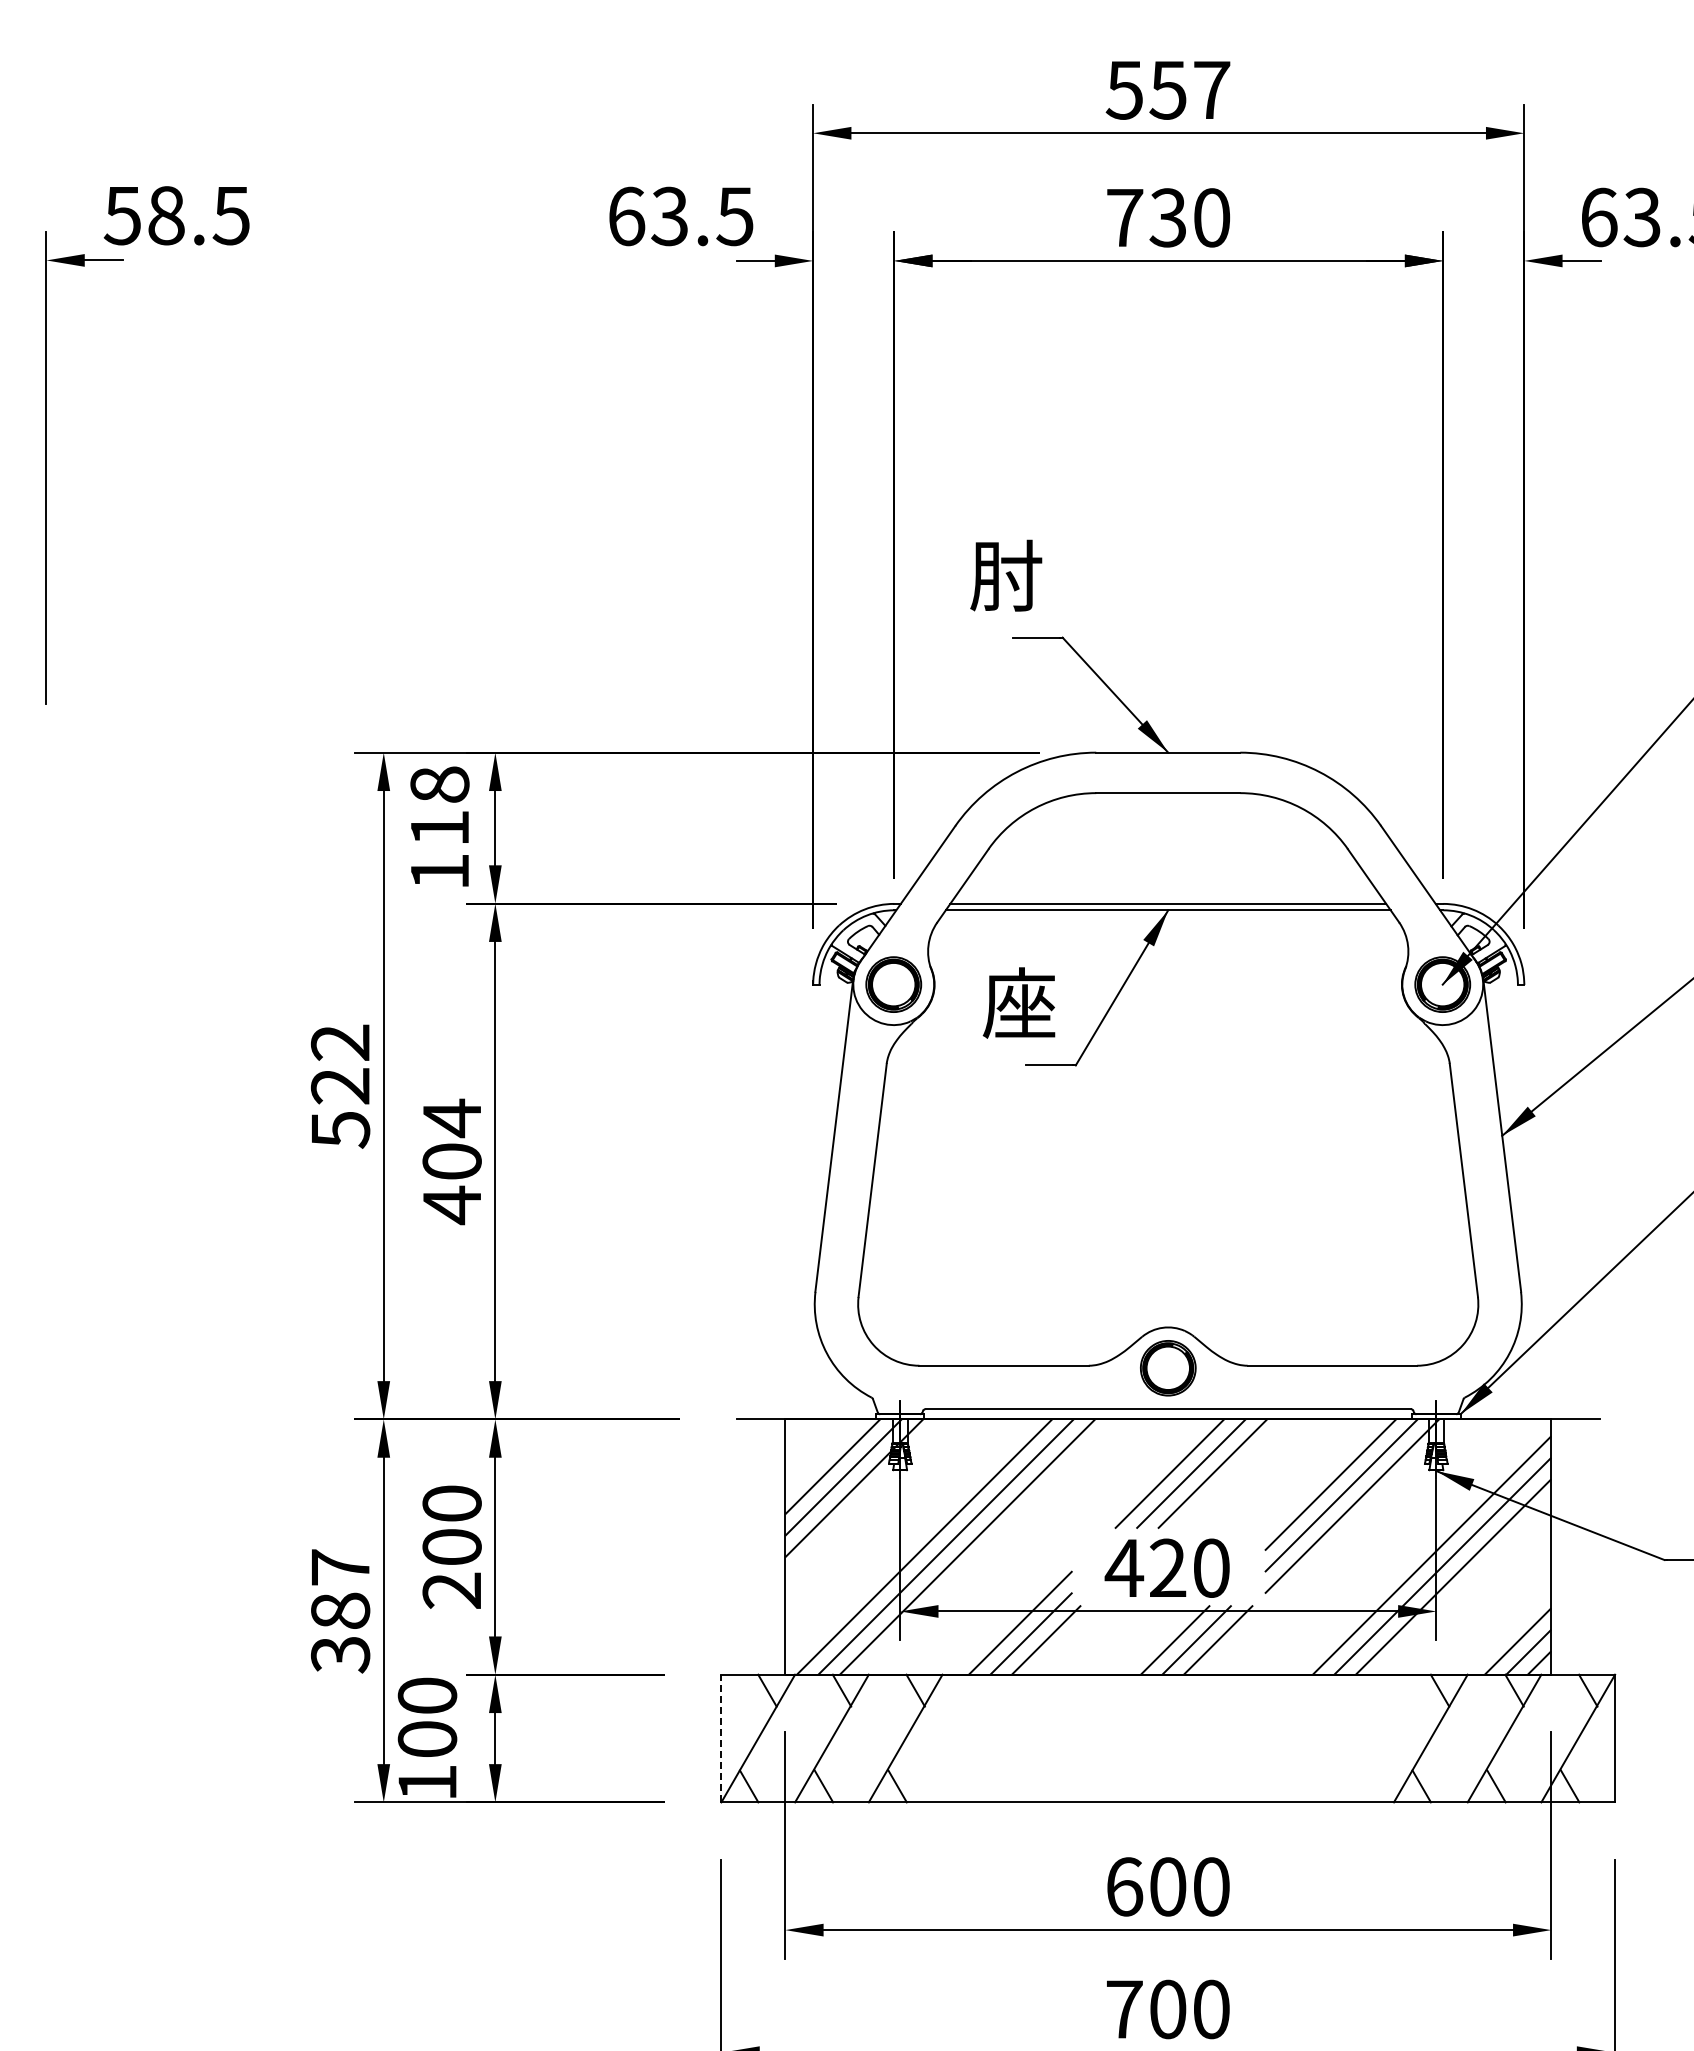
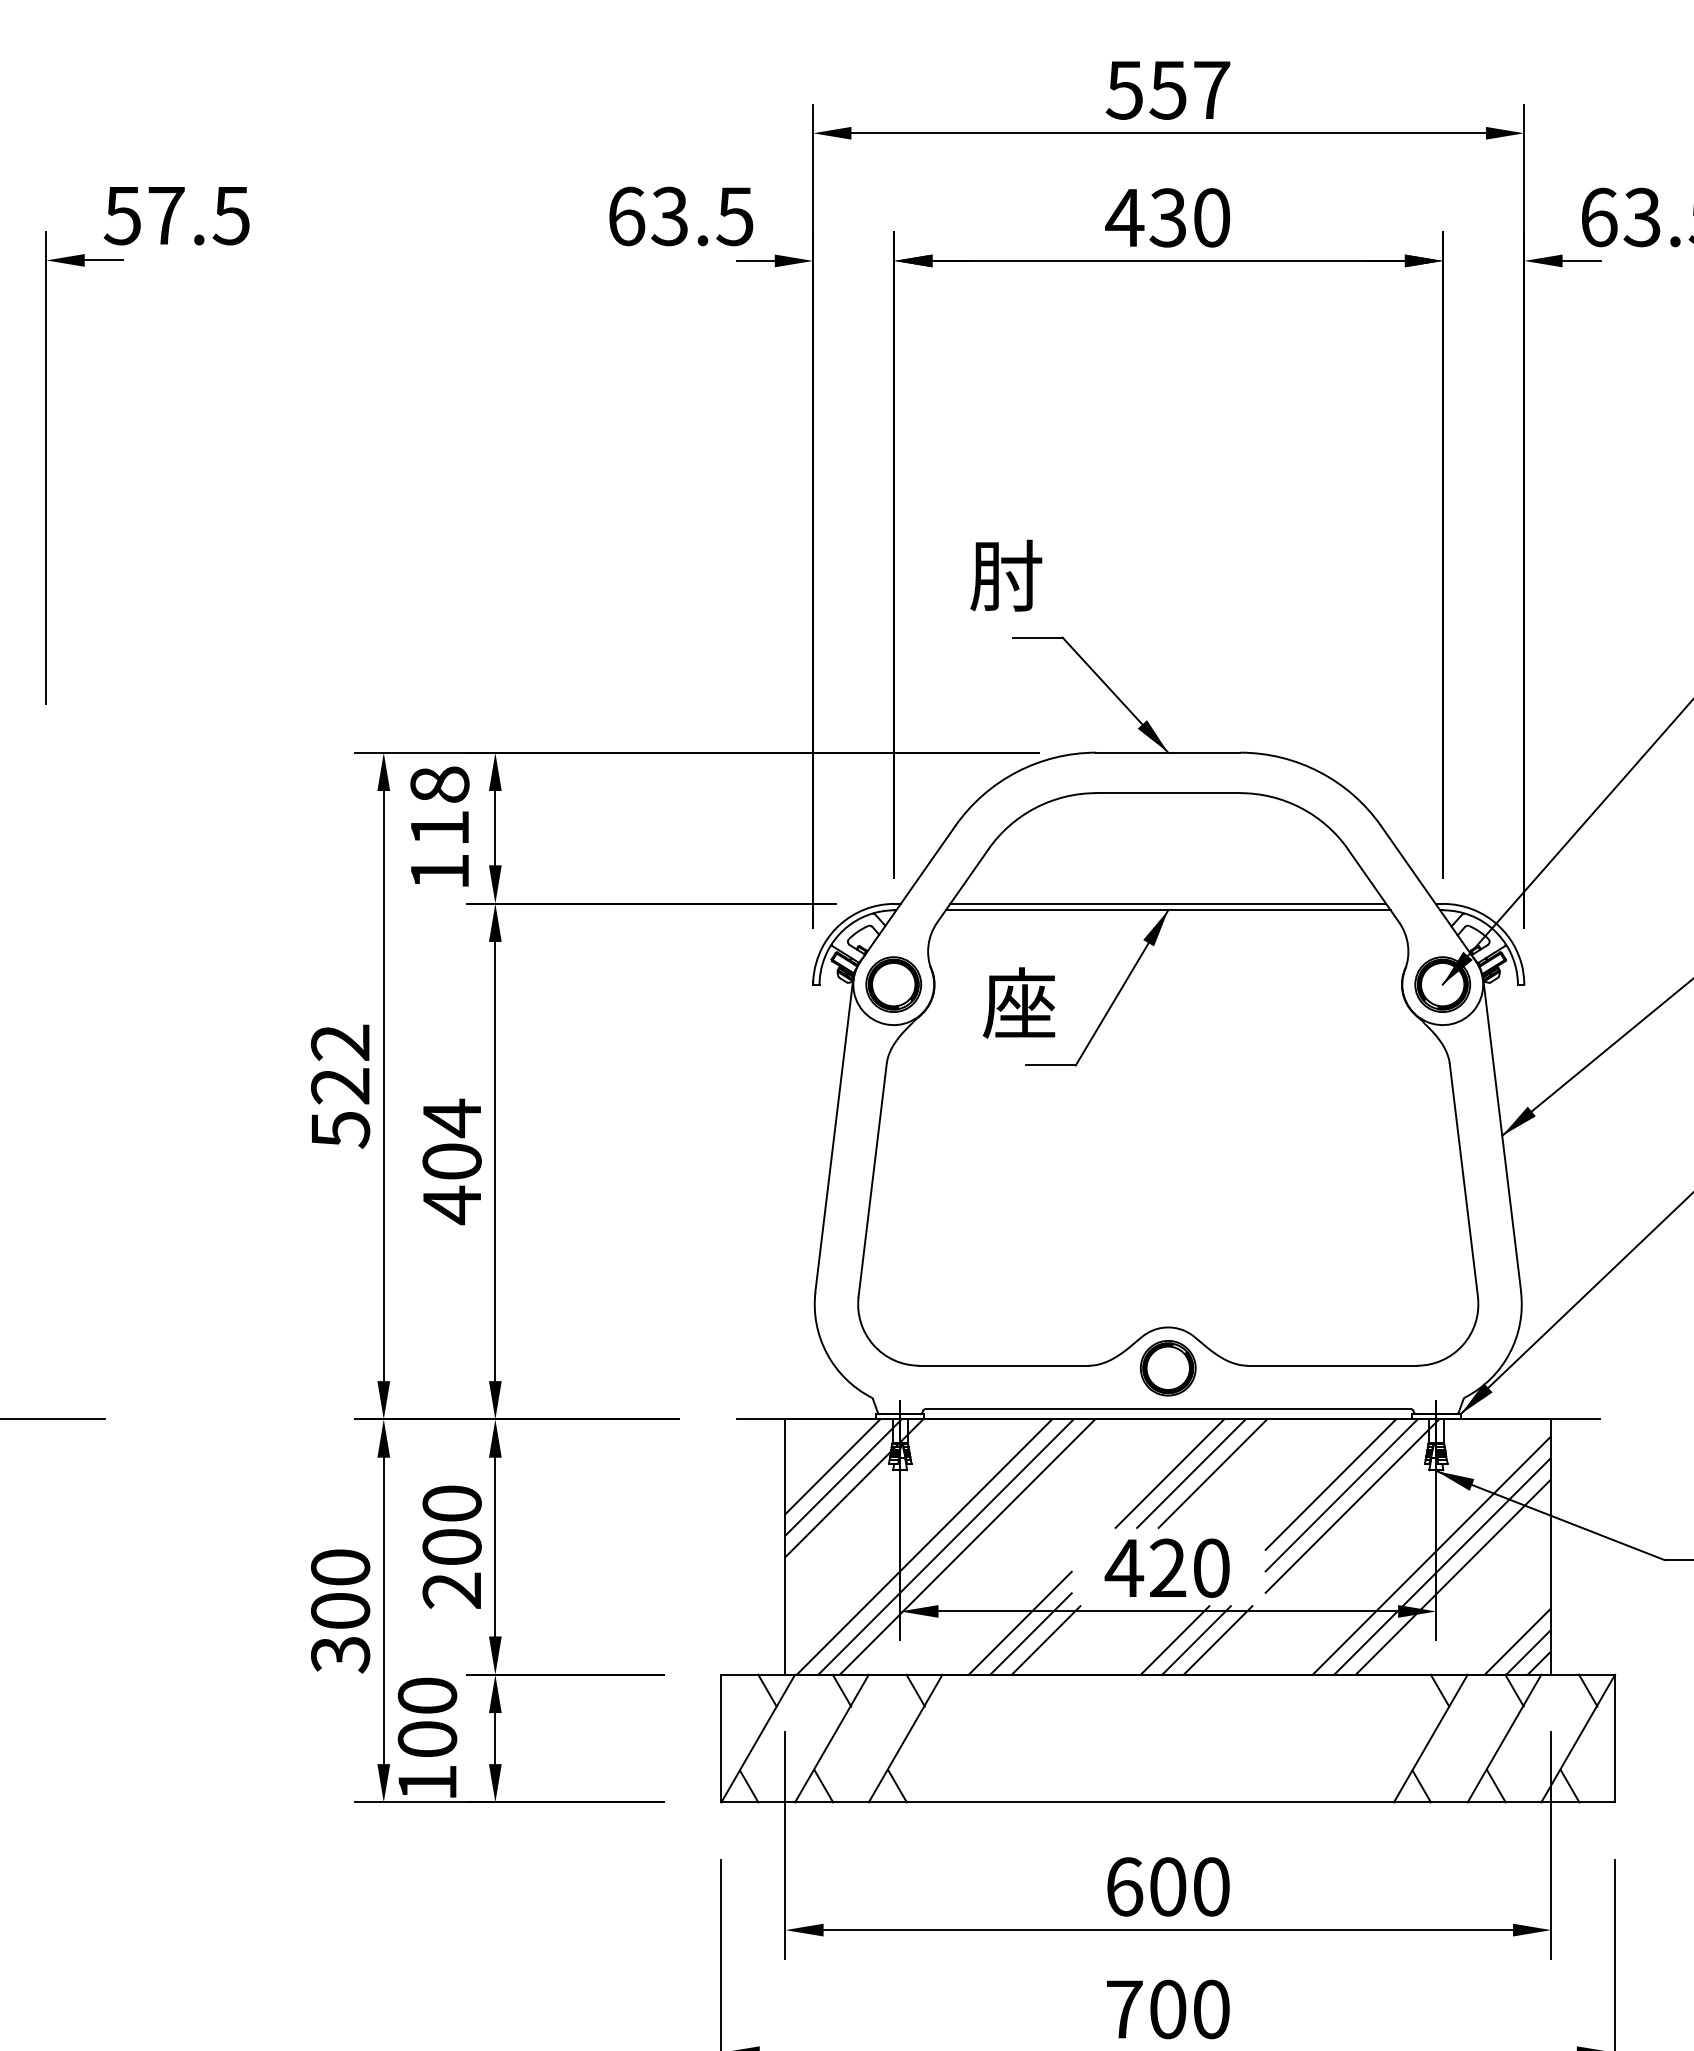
text: 58.5 -> 57.5 (166, 215)
text: 730 -> 430 (1124, 217)
line: none -> present (53, 1419)
text: 387 -> 300 (340, 1588)
line: dashed -> solid (721, 1738)
